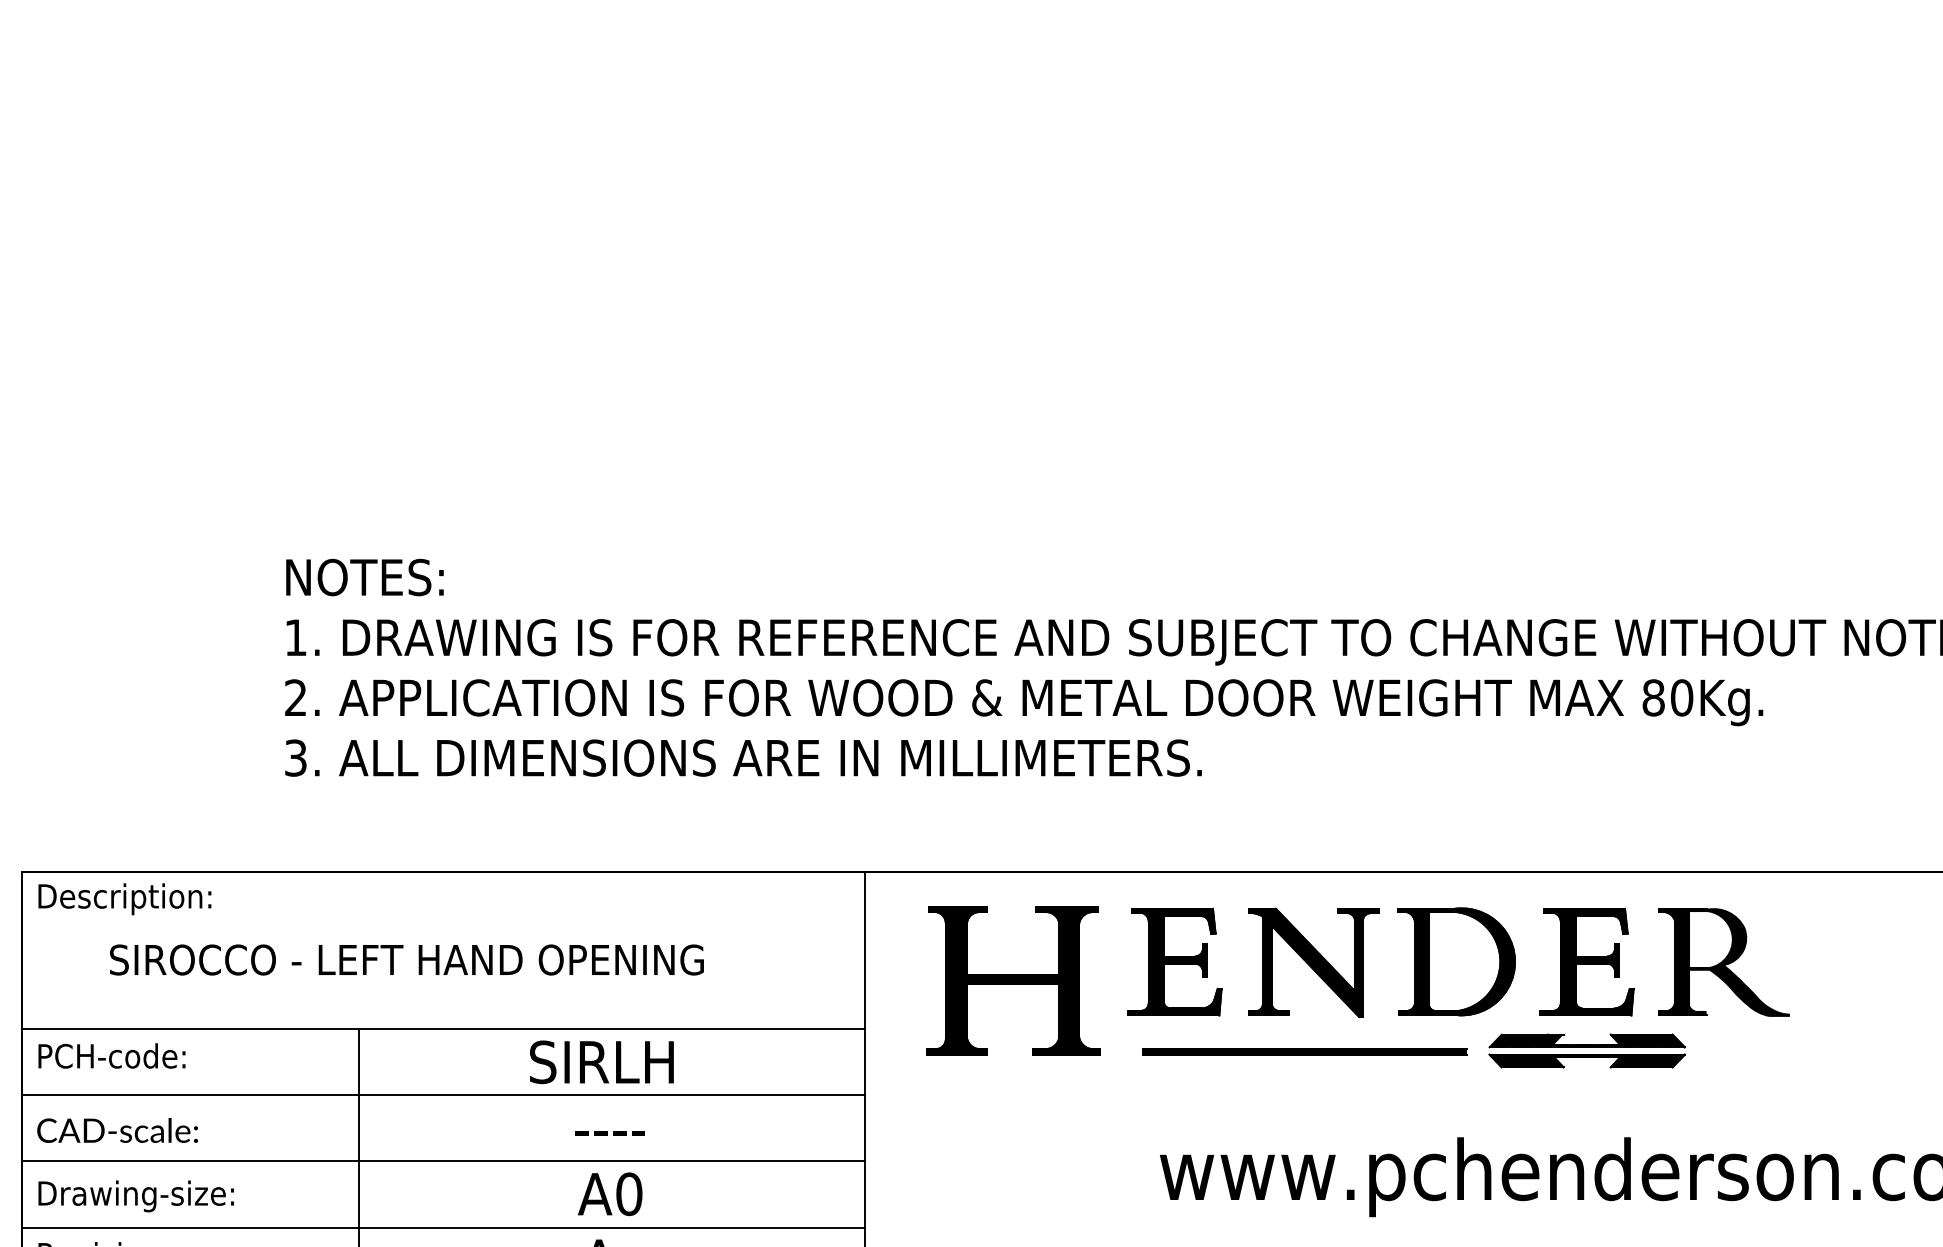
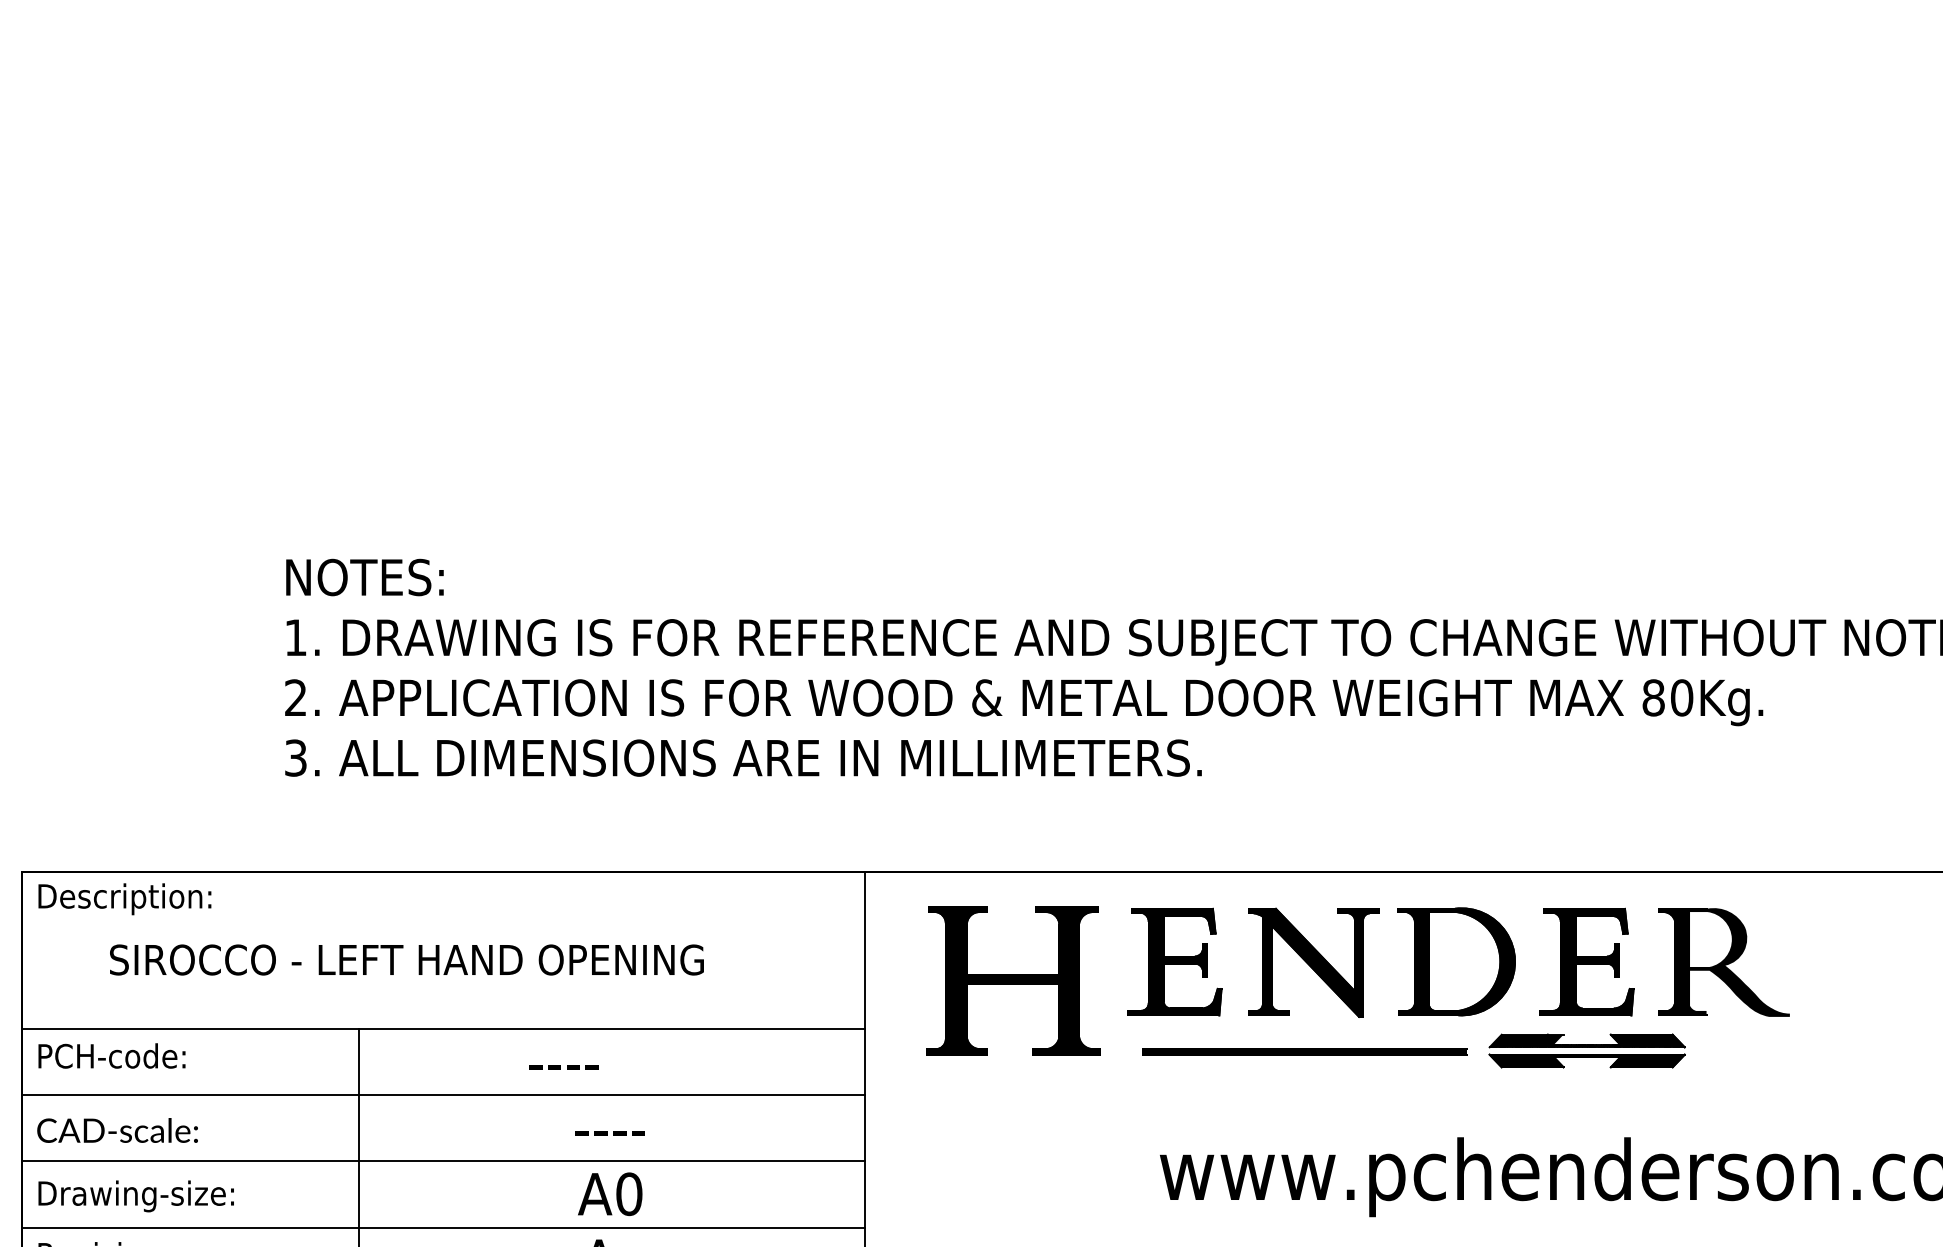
text: SIRLH -> ---- (601, 1062)
